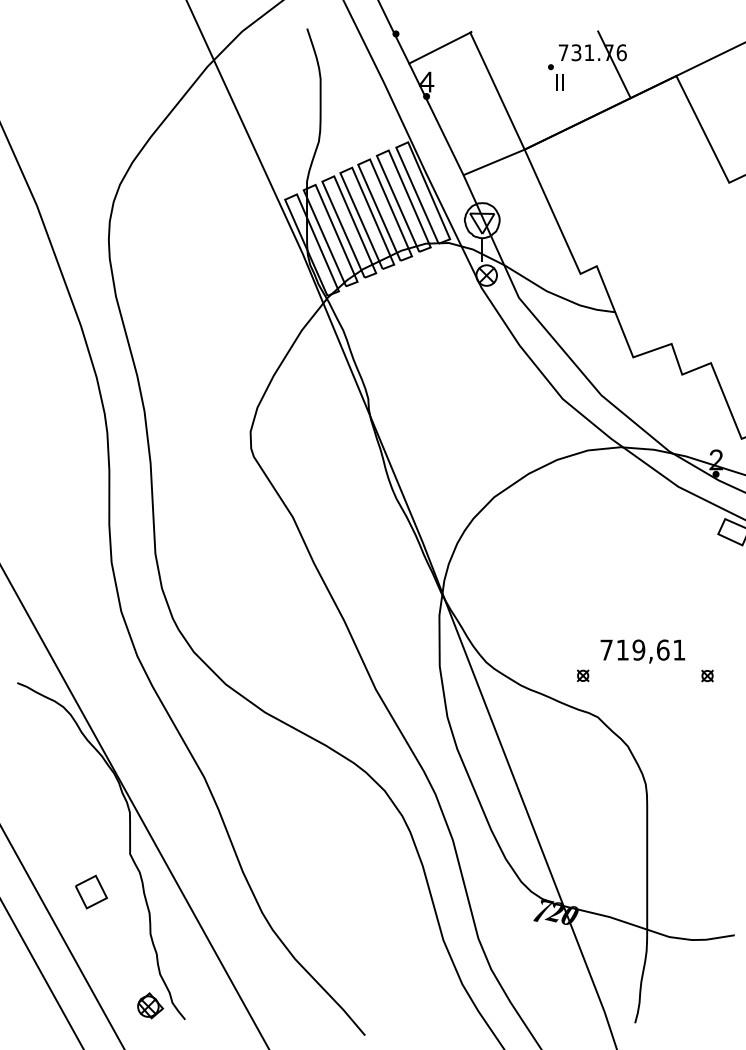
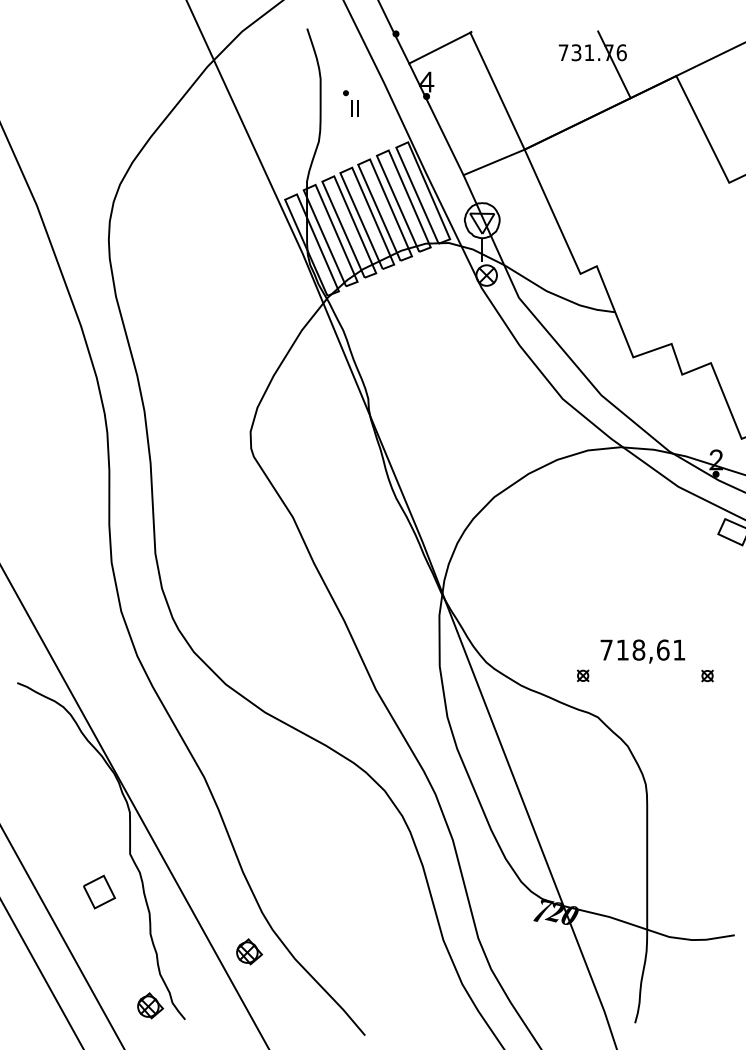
part position: (555, 77) -> (350, 103) (350, 103)
text: 719,61 -> 718,61 (638, 649)
part position: (91, 891) -> (99, 891) (99, 891)
part: none -> present (249, 951)
